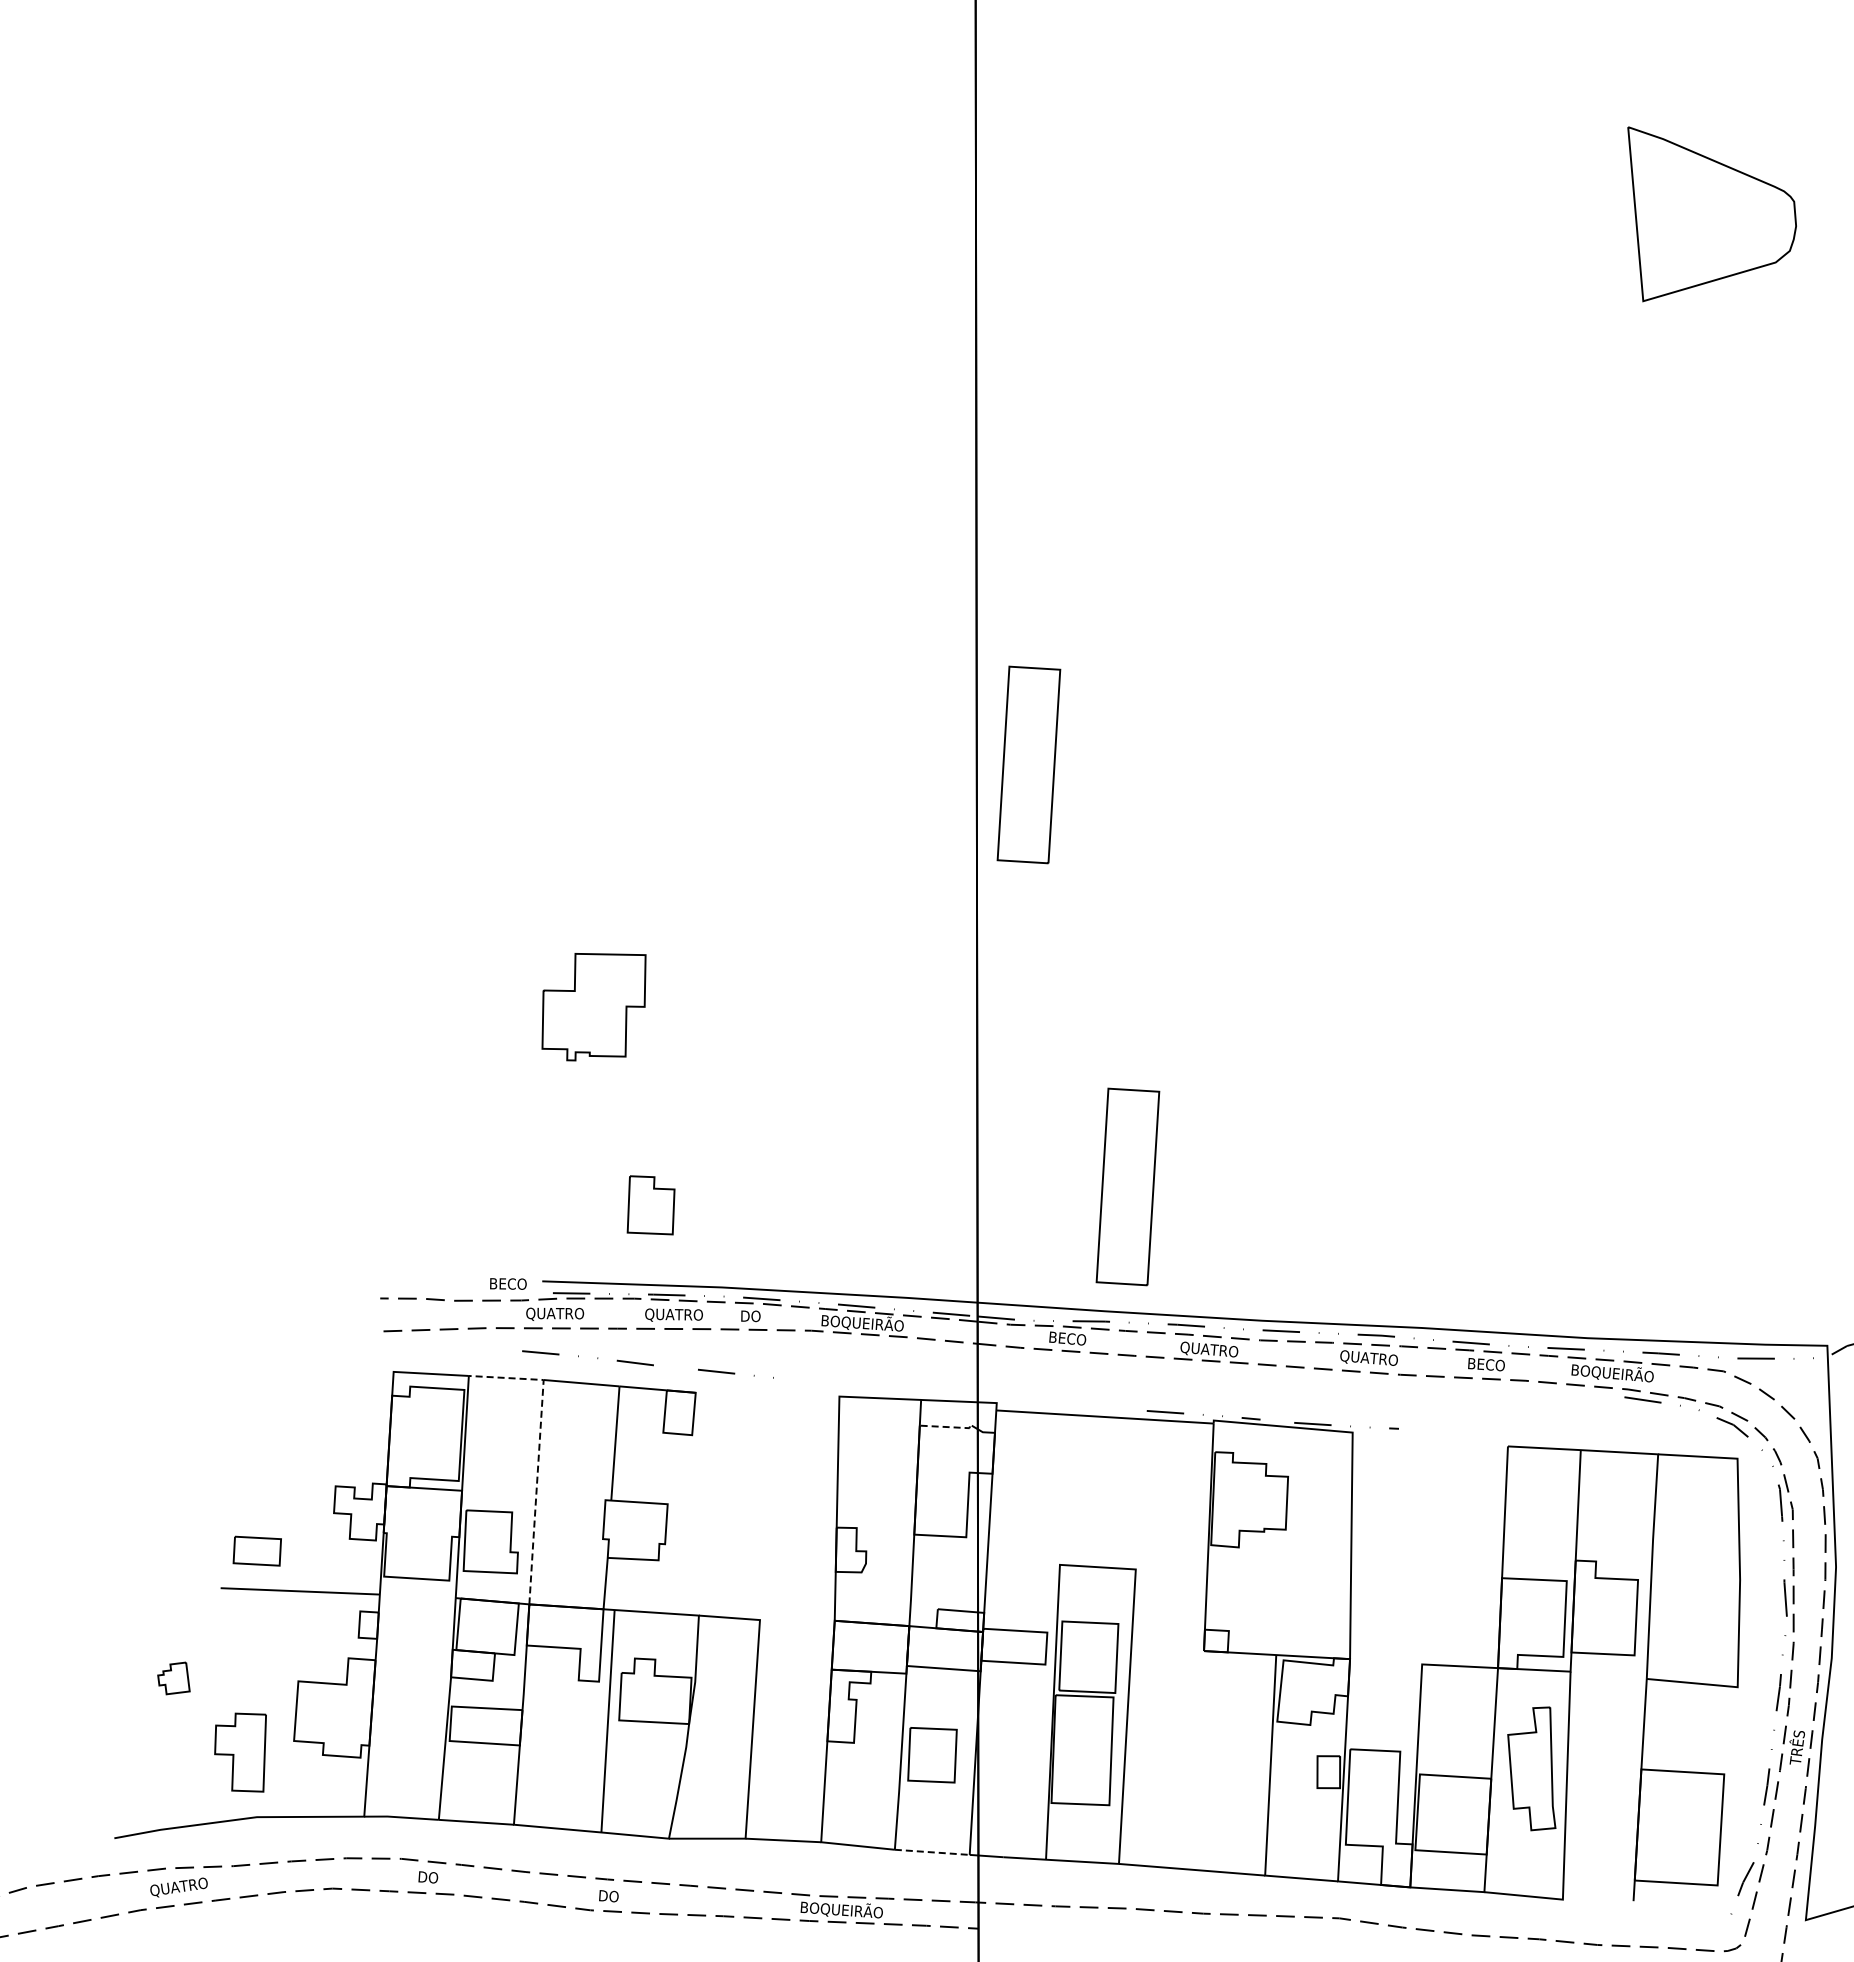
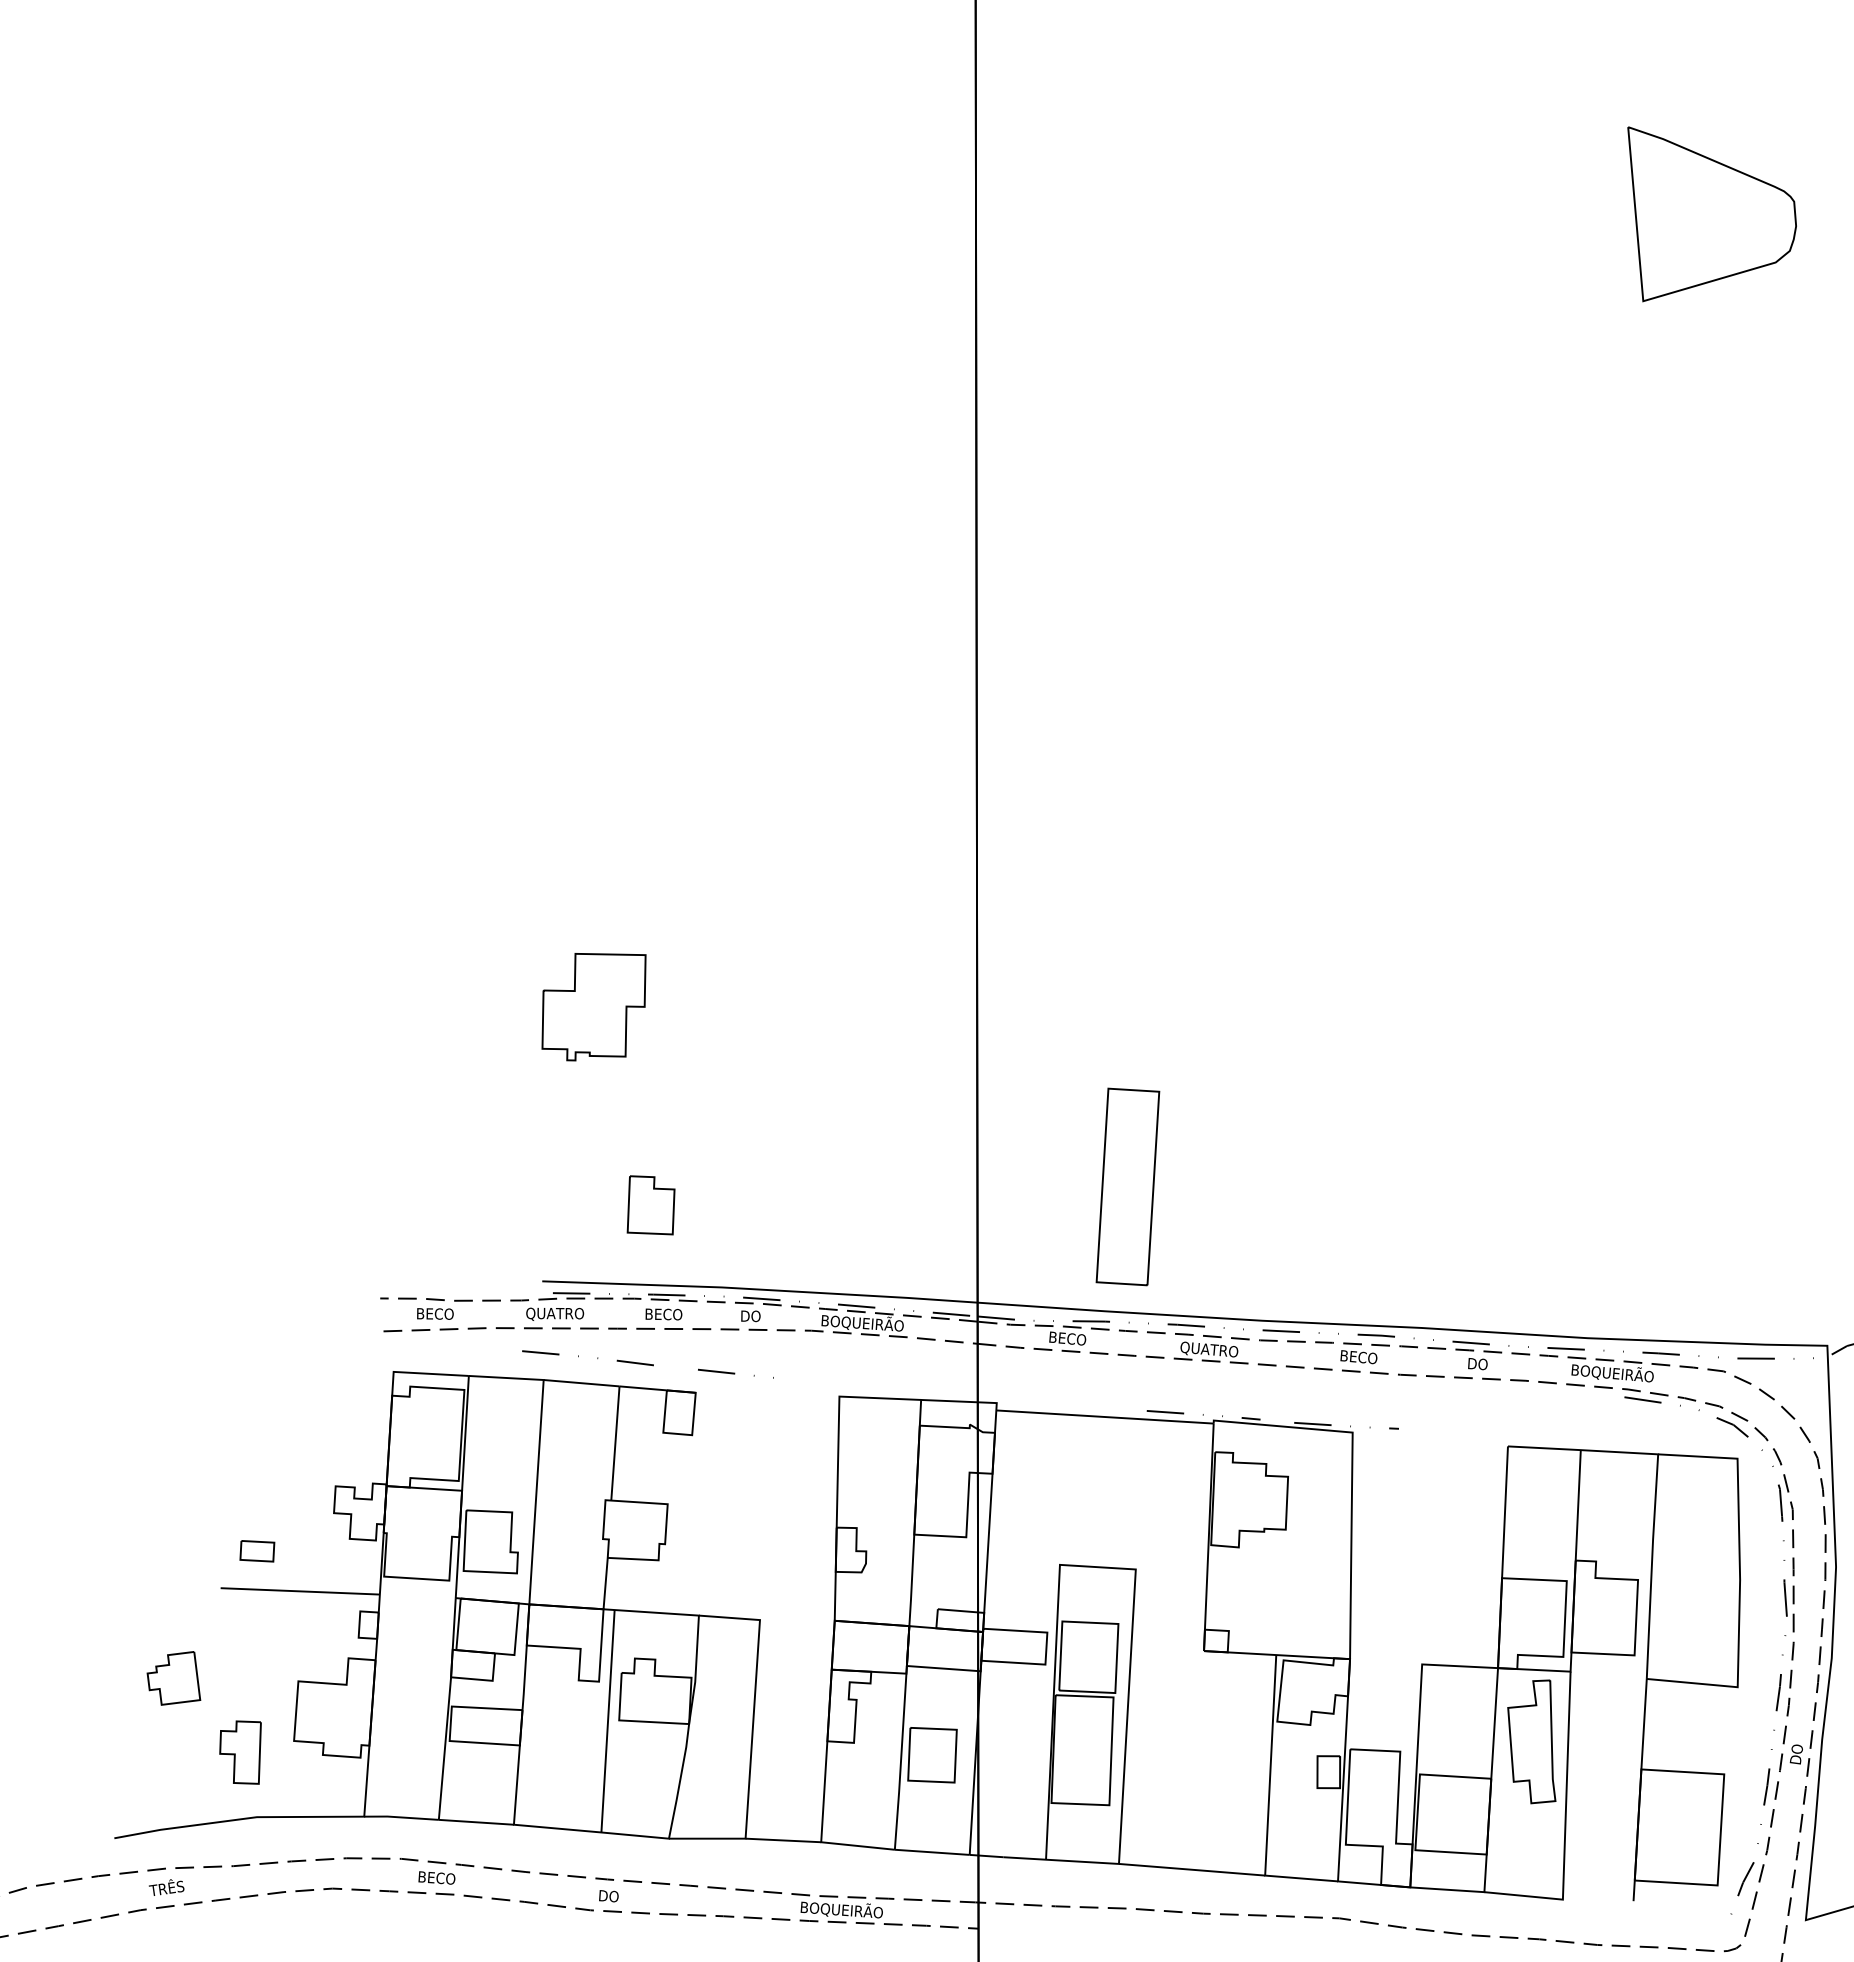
part: present -> none (1028, 764)
text position: (508, 1283) -> (435, 1313) (435, 1313)
text: QUATRO -> BECO (673, 1314)
text: QUATRO -> BECO (1368, 1357)
text: BECO -> DO (1486, 1364)
line: dashed -> solid (952, 1427)
line: dashed -> solid (538, 1454)
part size: 50x32 px -> 37x23 px (257, 1551)
part size: 34x35 px -> 56x55 px (173, 1678)
text: TRÊS -> DO (1796, 1747)
part size: 53x81 px -> 43x65 px (240, 1752)
part position: (1531, 1768) -> (1531, 1741) (1531, 1741)
line: dashed -> solid (932, 1852)
text: DO -> BECO (437, 1877)
text: QUATRO -> TRÊS (177, 1887)
